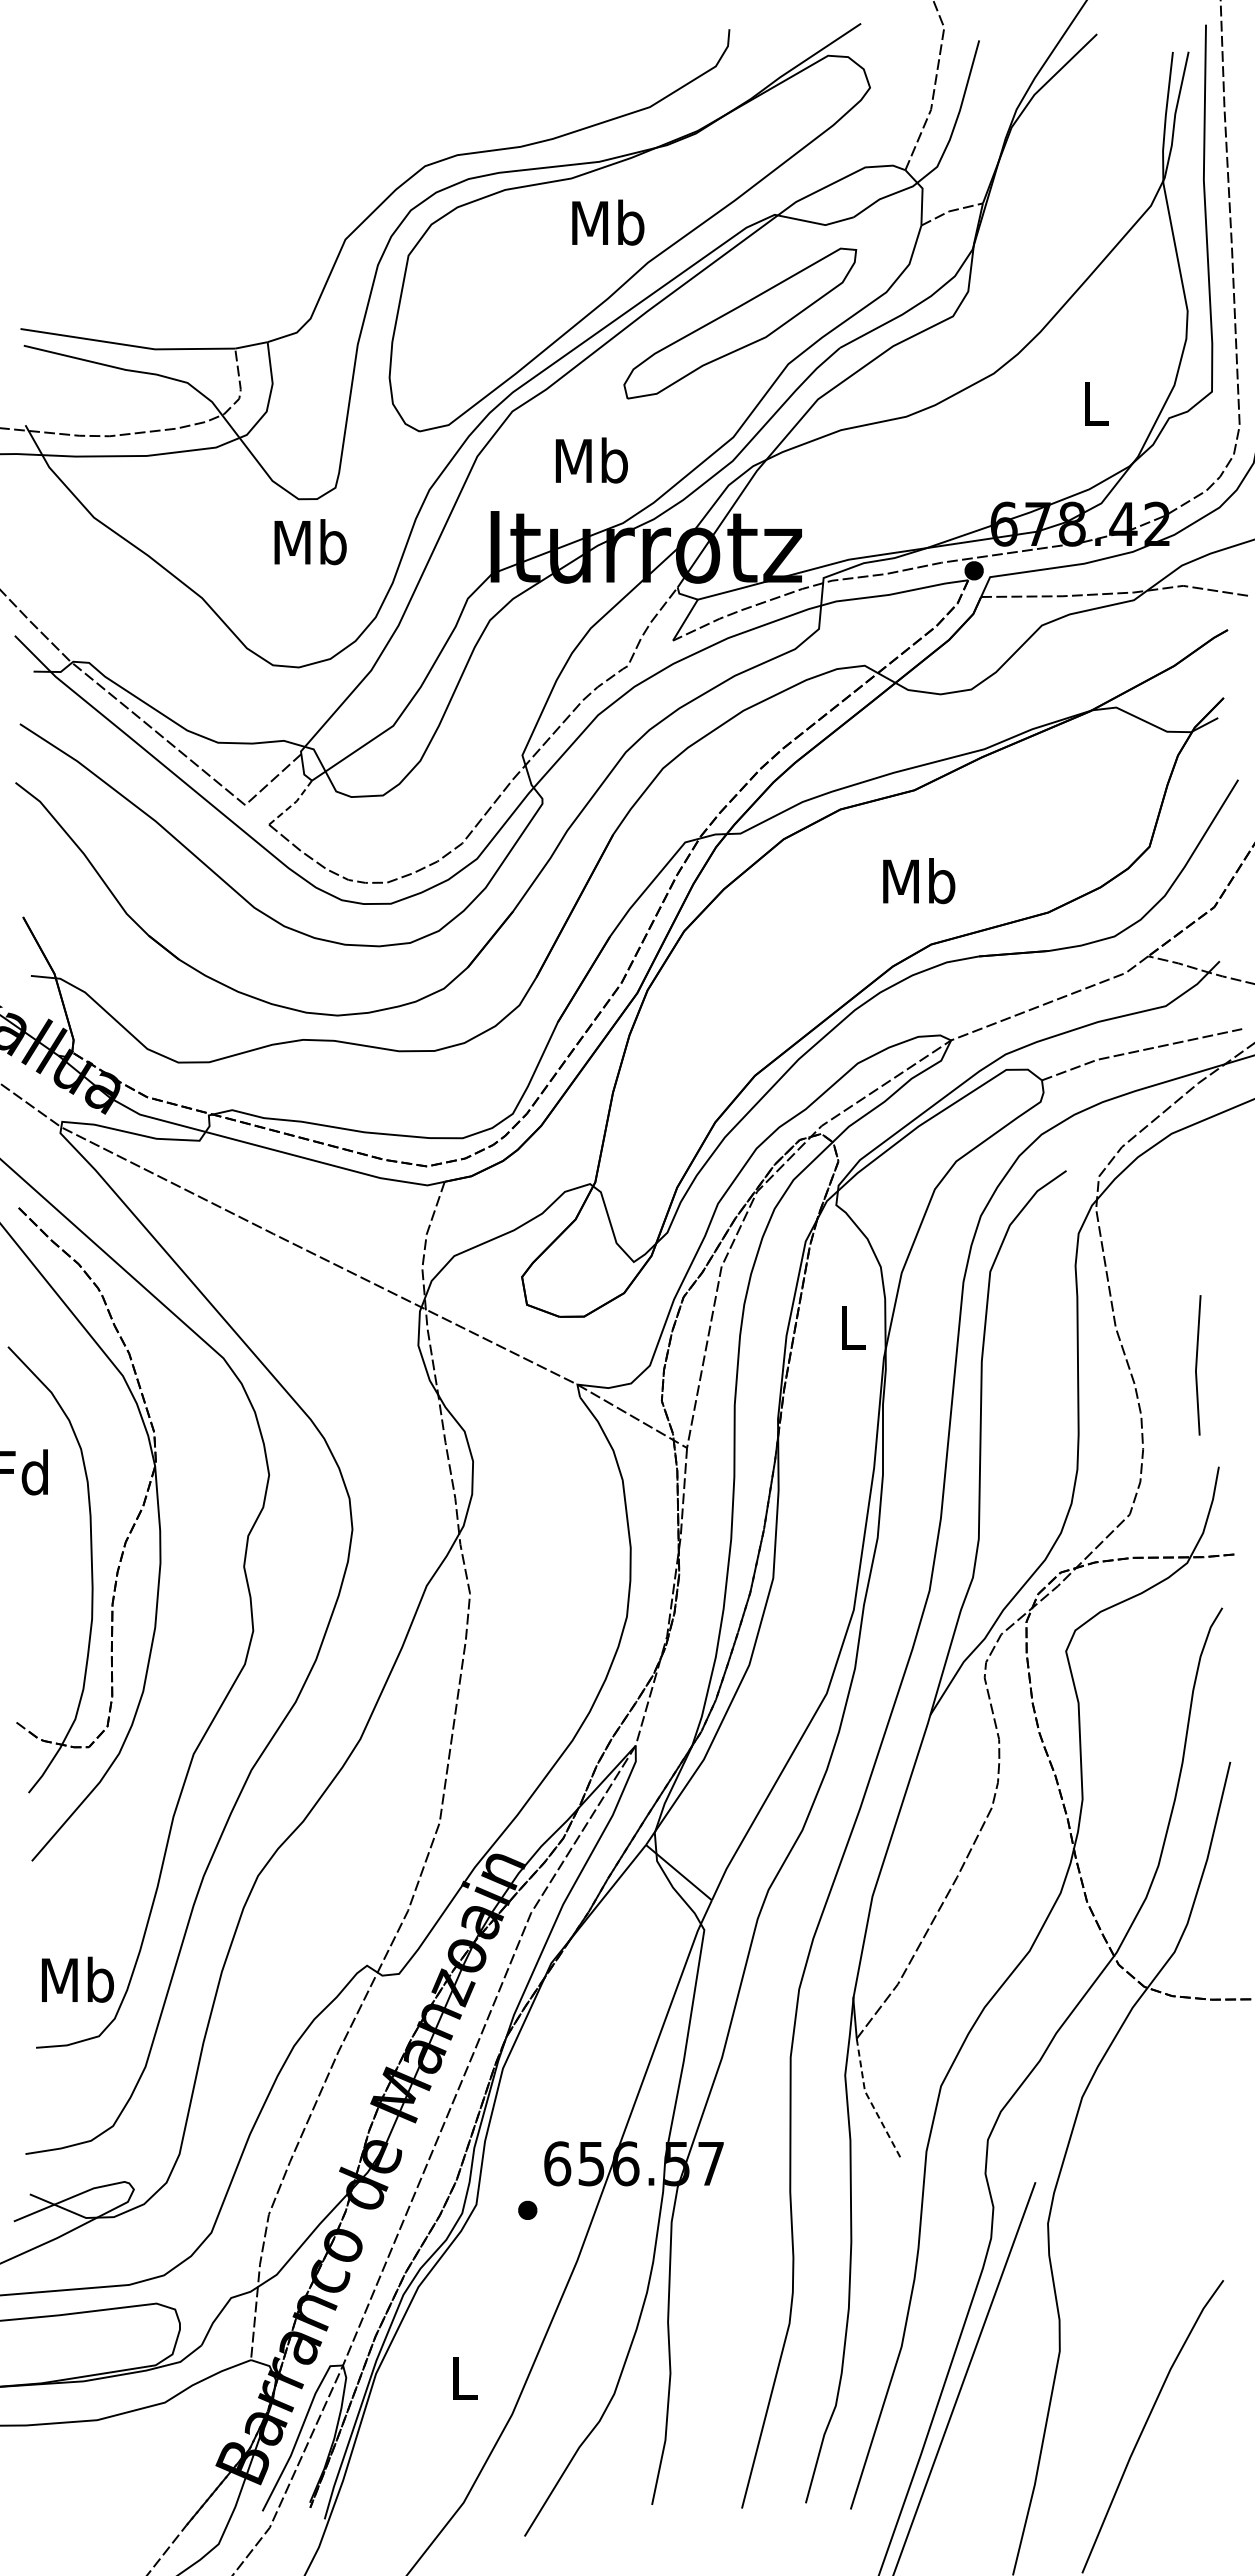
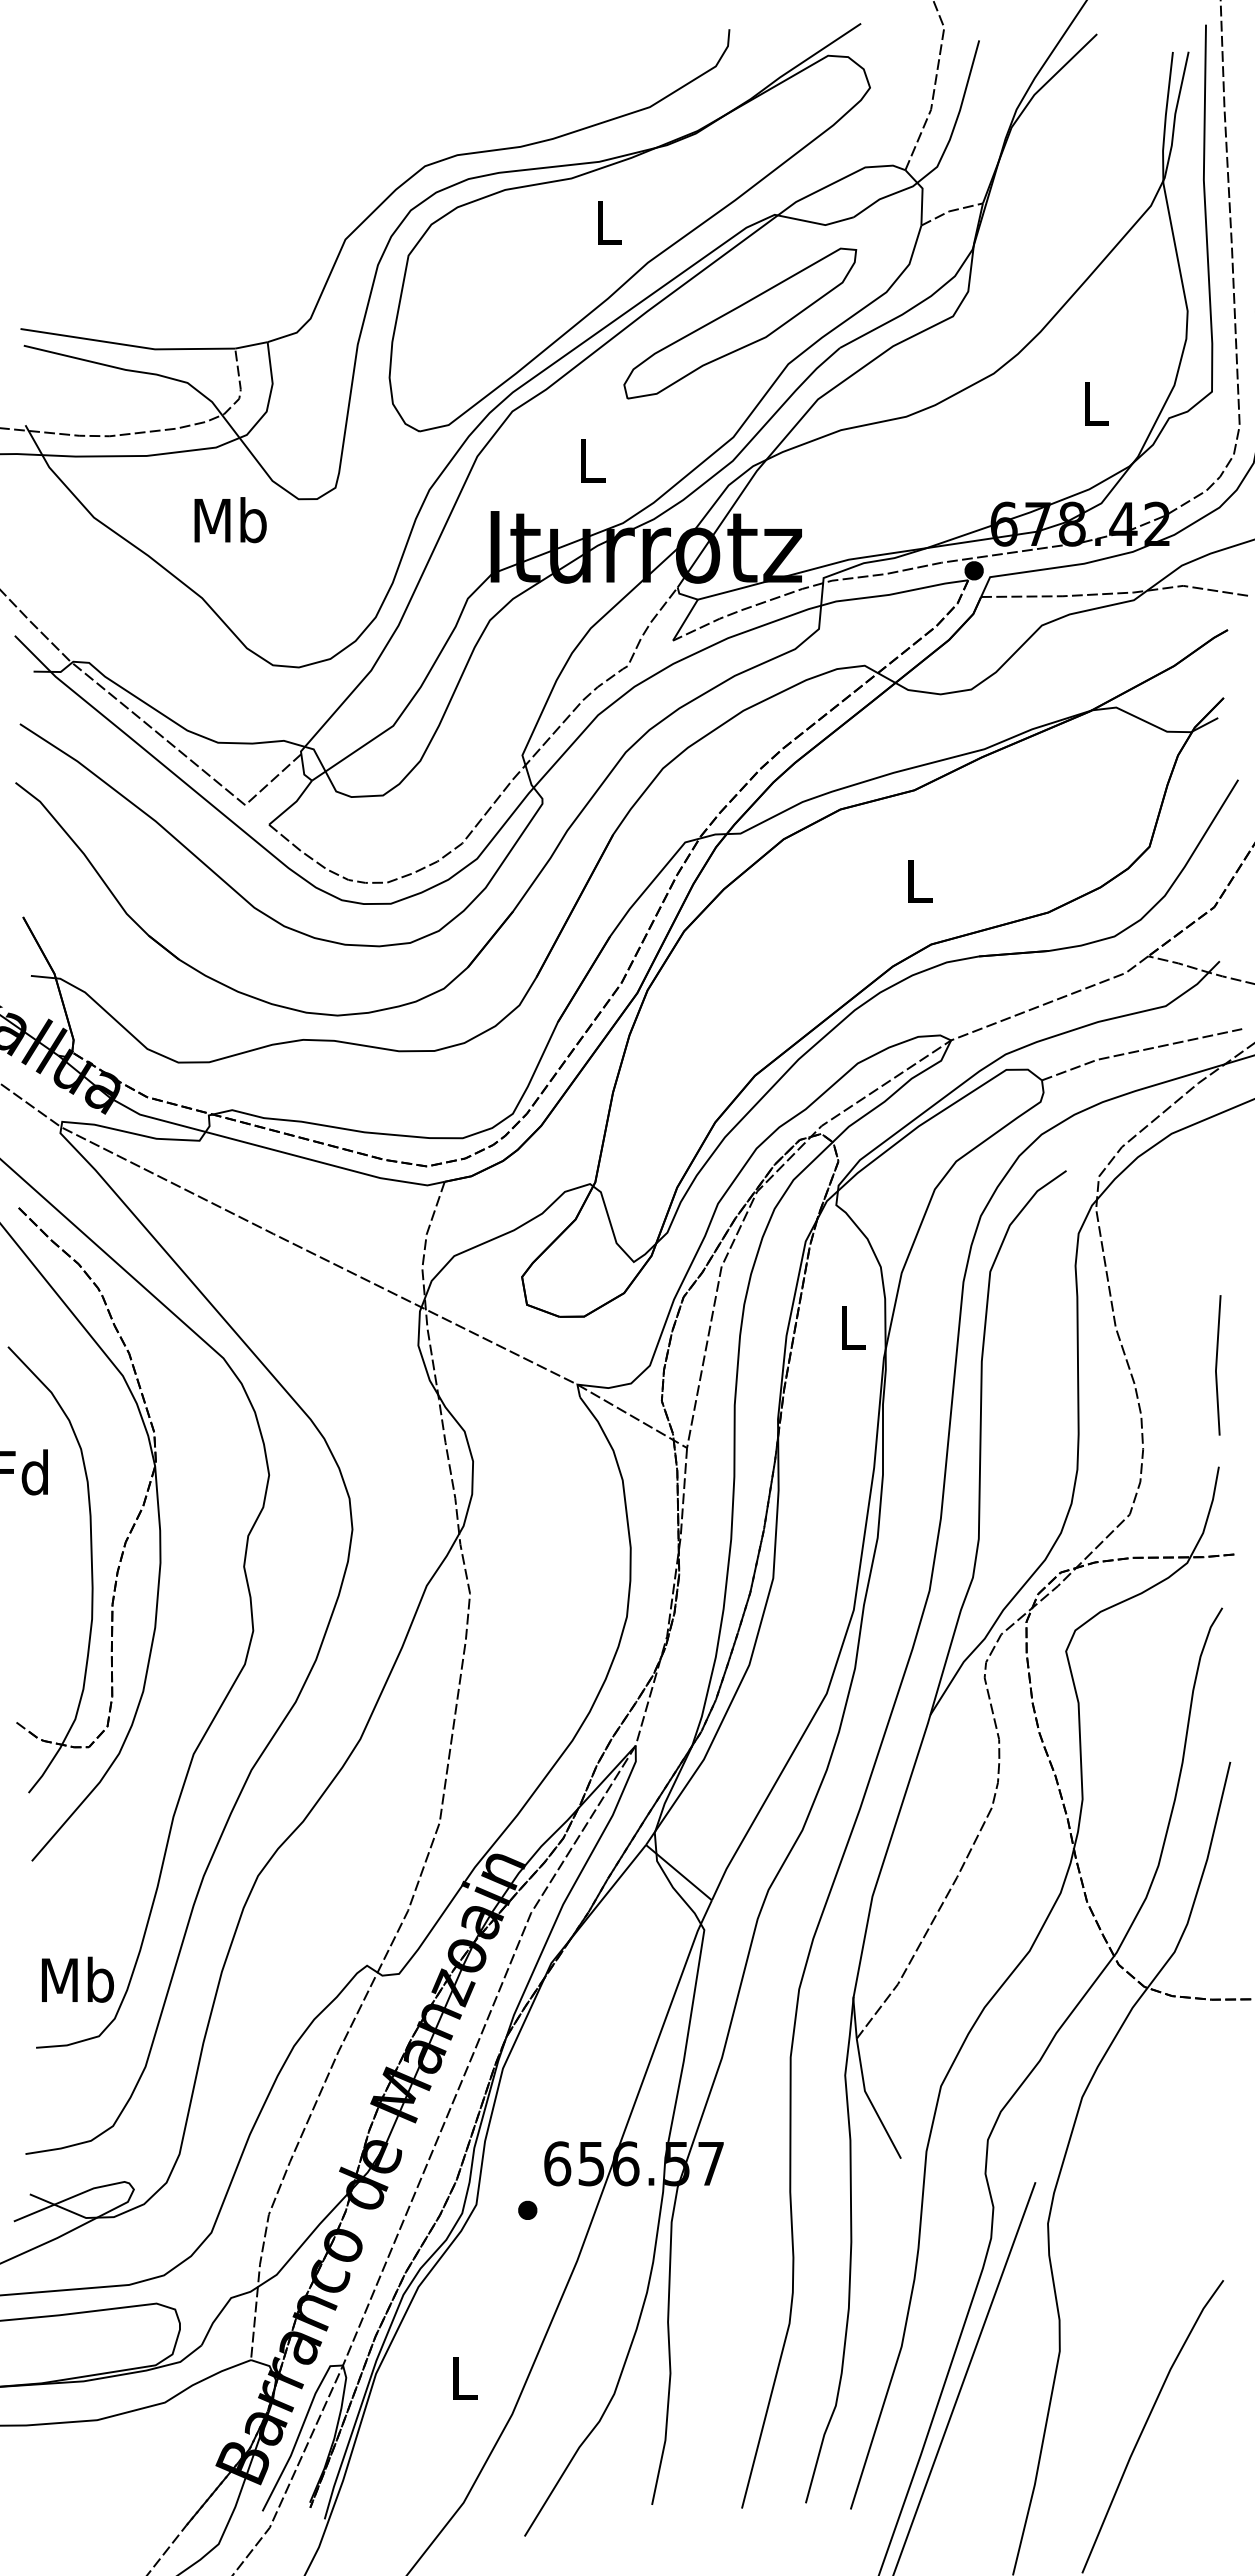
text: Mb -> L (608, 222)
text: Mb -> L (591, 460)
text position: (310, 542) -> (230, 520) (230, 520)
line: dashed -> solid (292, 804)
text: Mb -> L (919, 881)
line position: (1197, 1365) -> (1217, 1365) (1217, 1365)
line: dashed -> solid (870, 2100)
